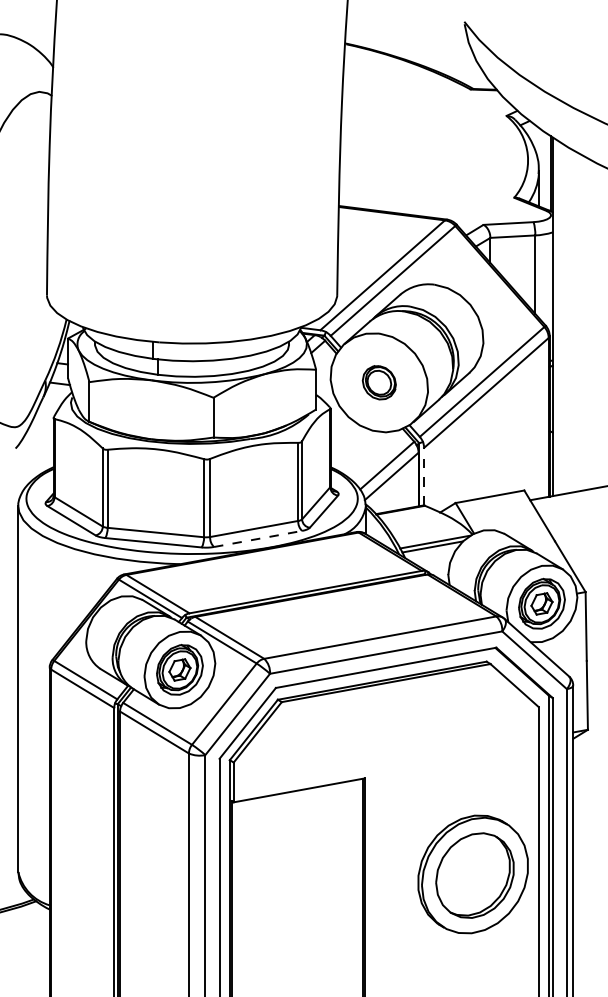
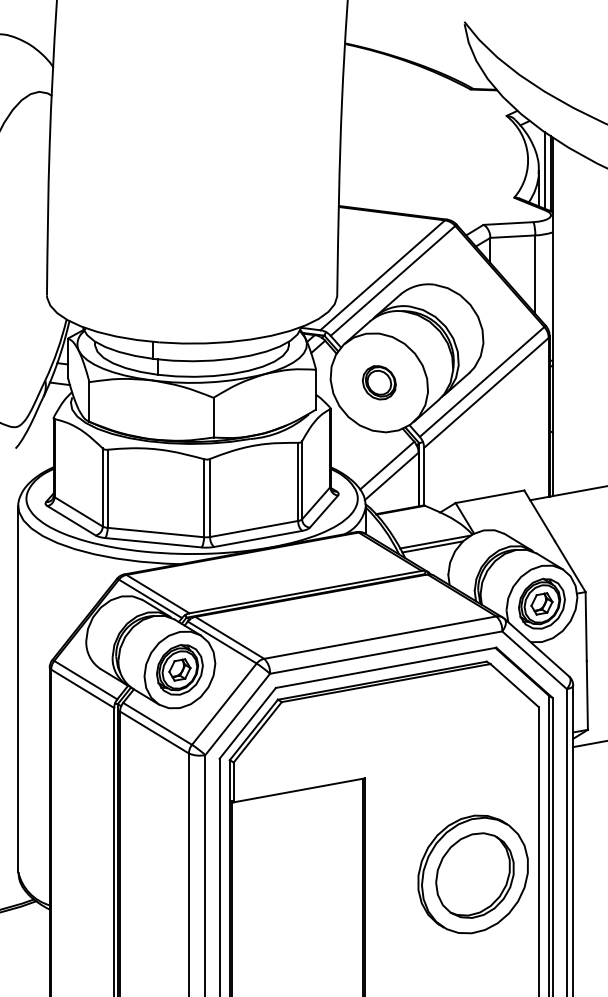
line: none -> present (544, 170)
line: dashed -> solid (424, 476)
line: dashed -> solid (258, 538)
line: none -> present (588, 744)
